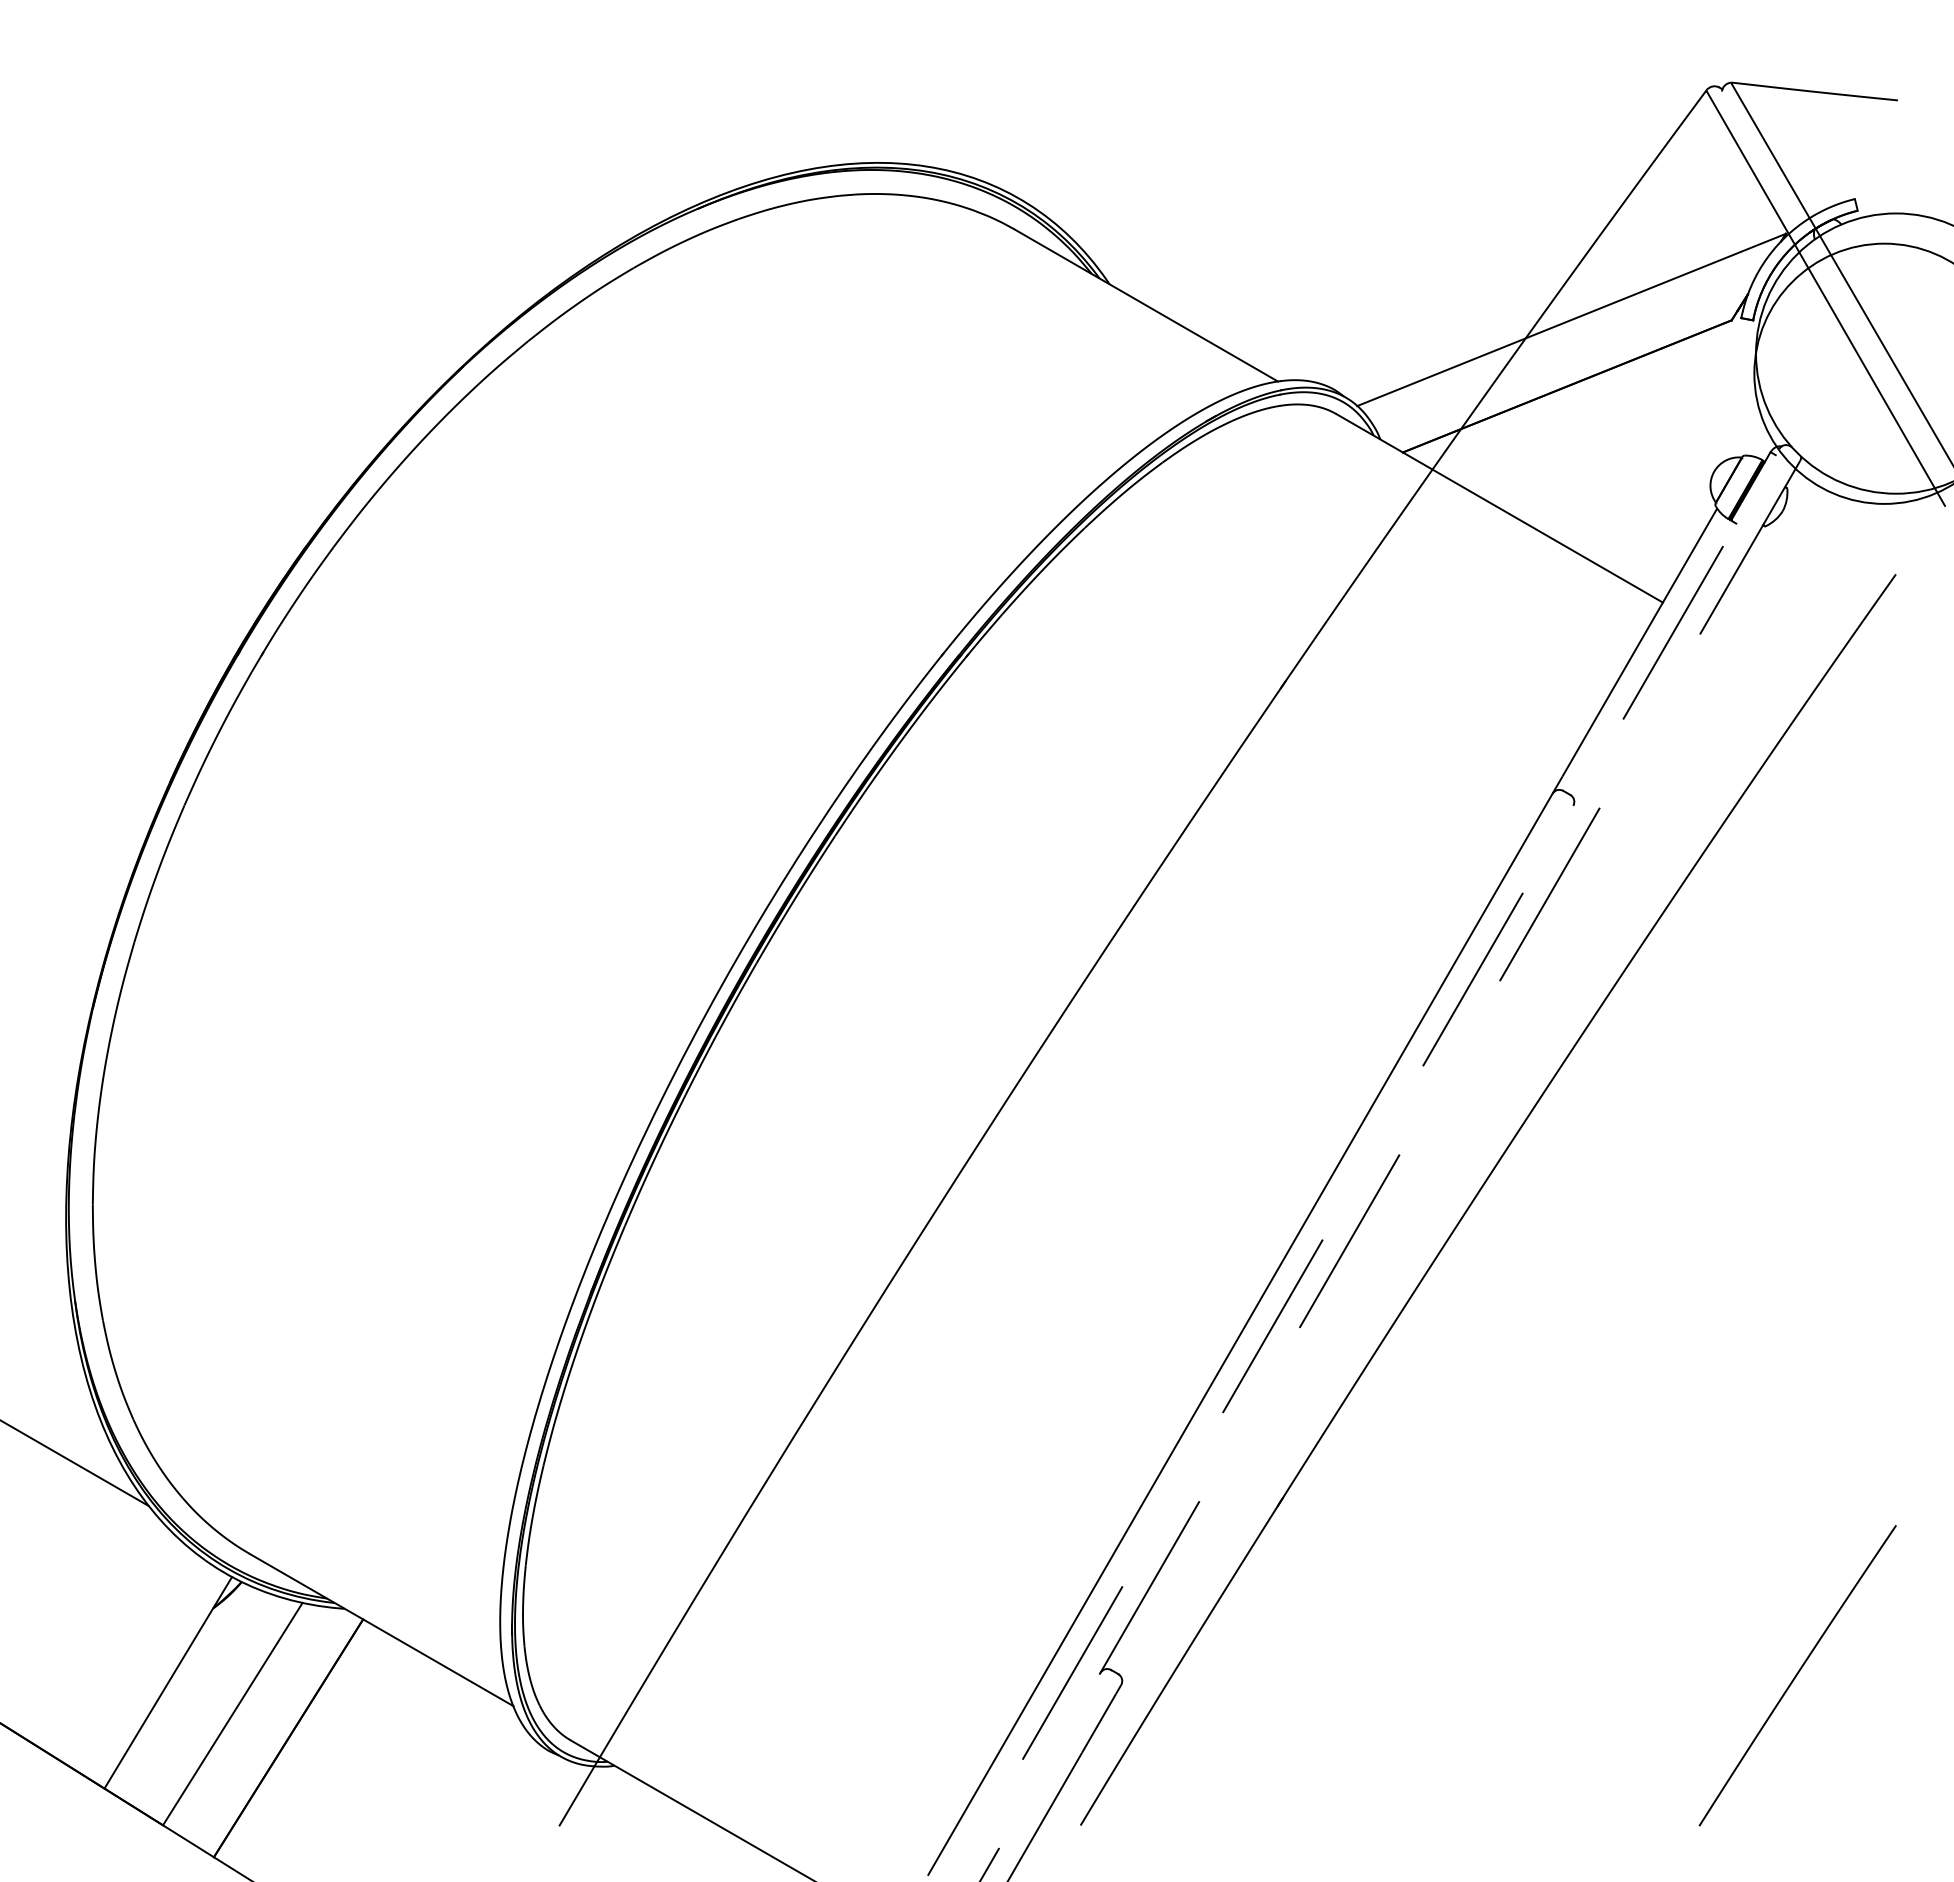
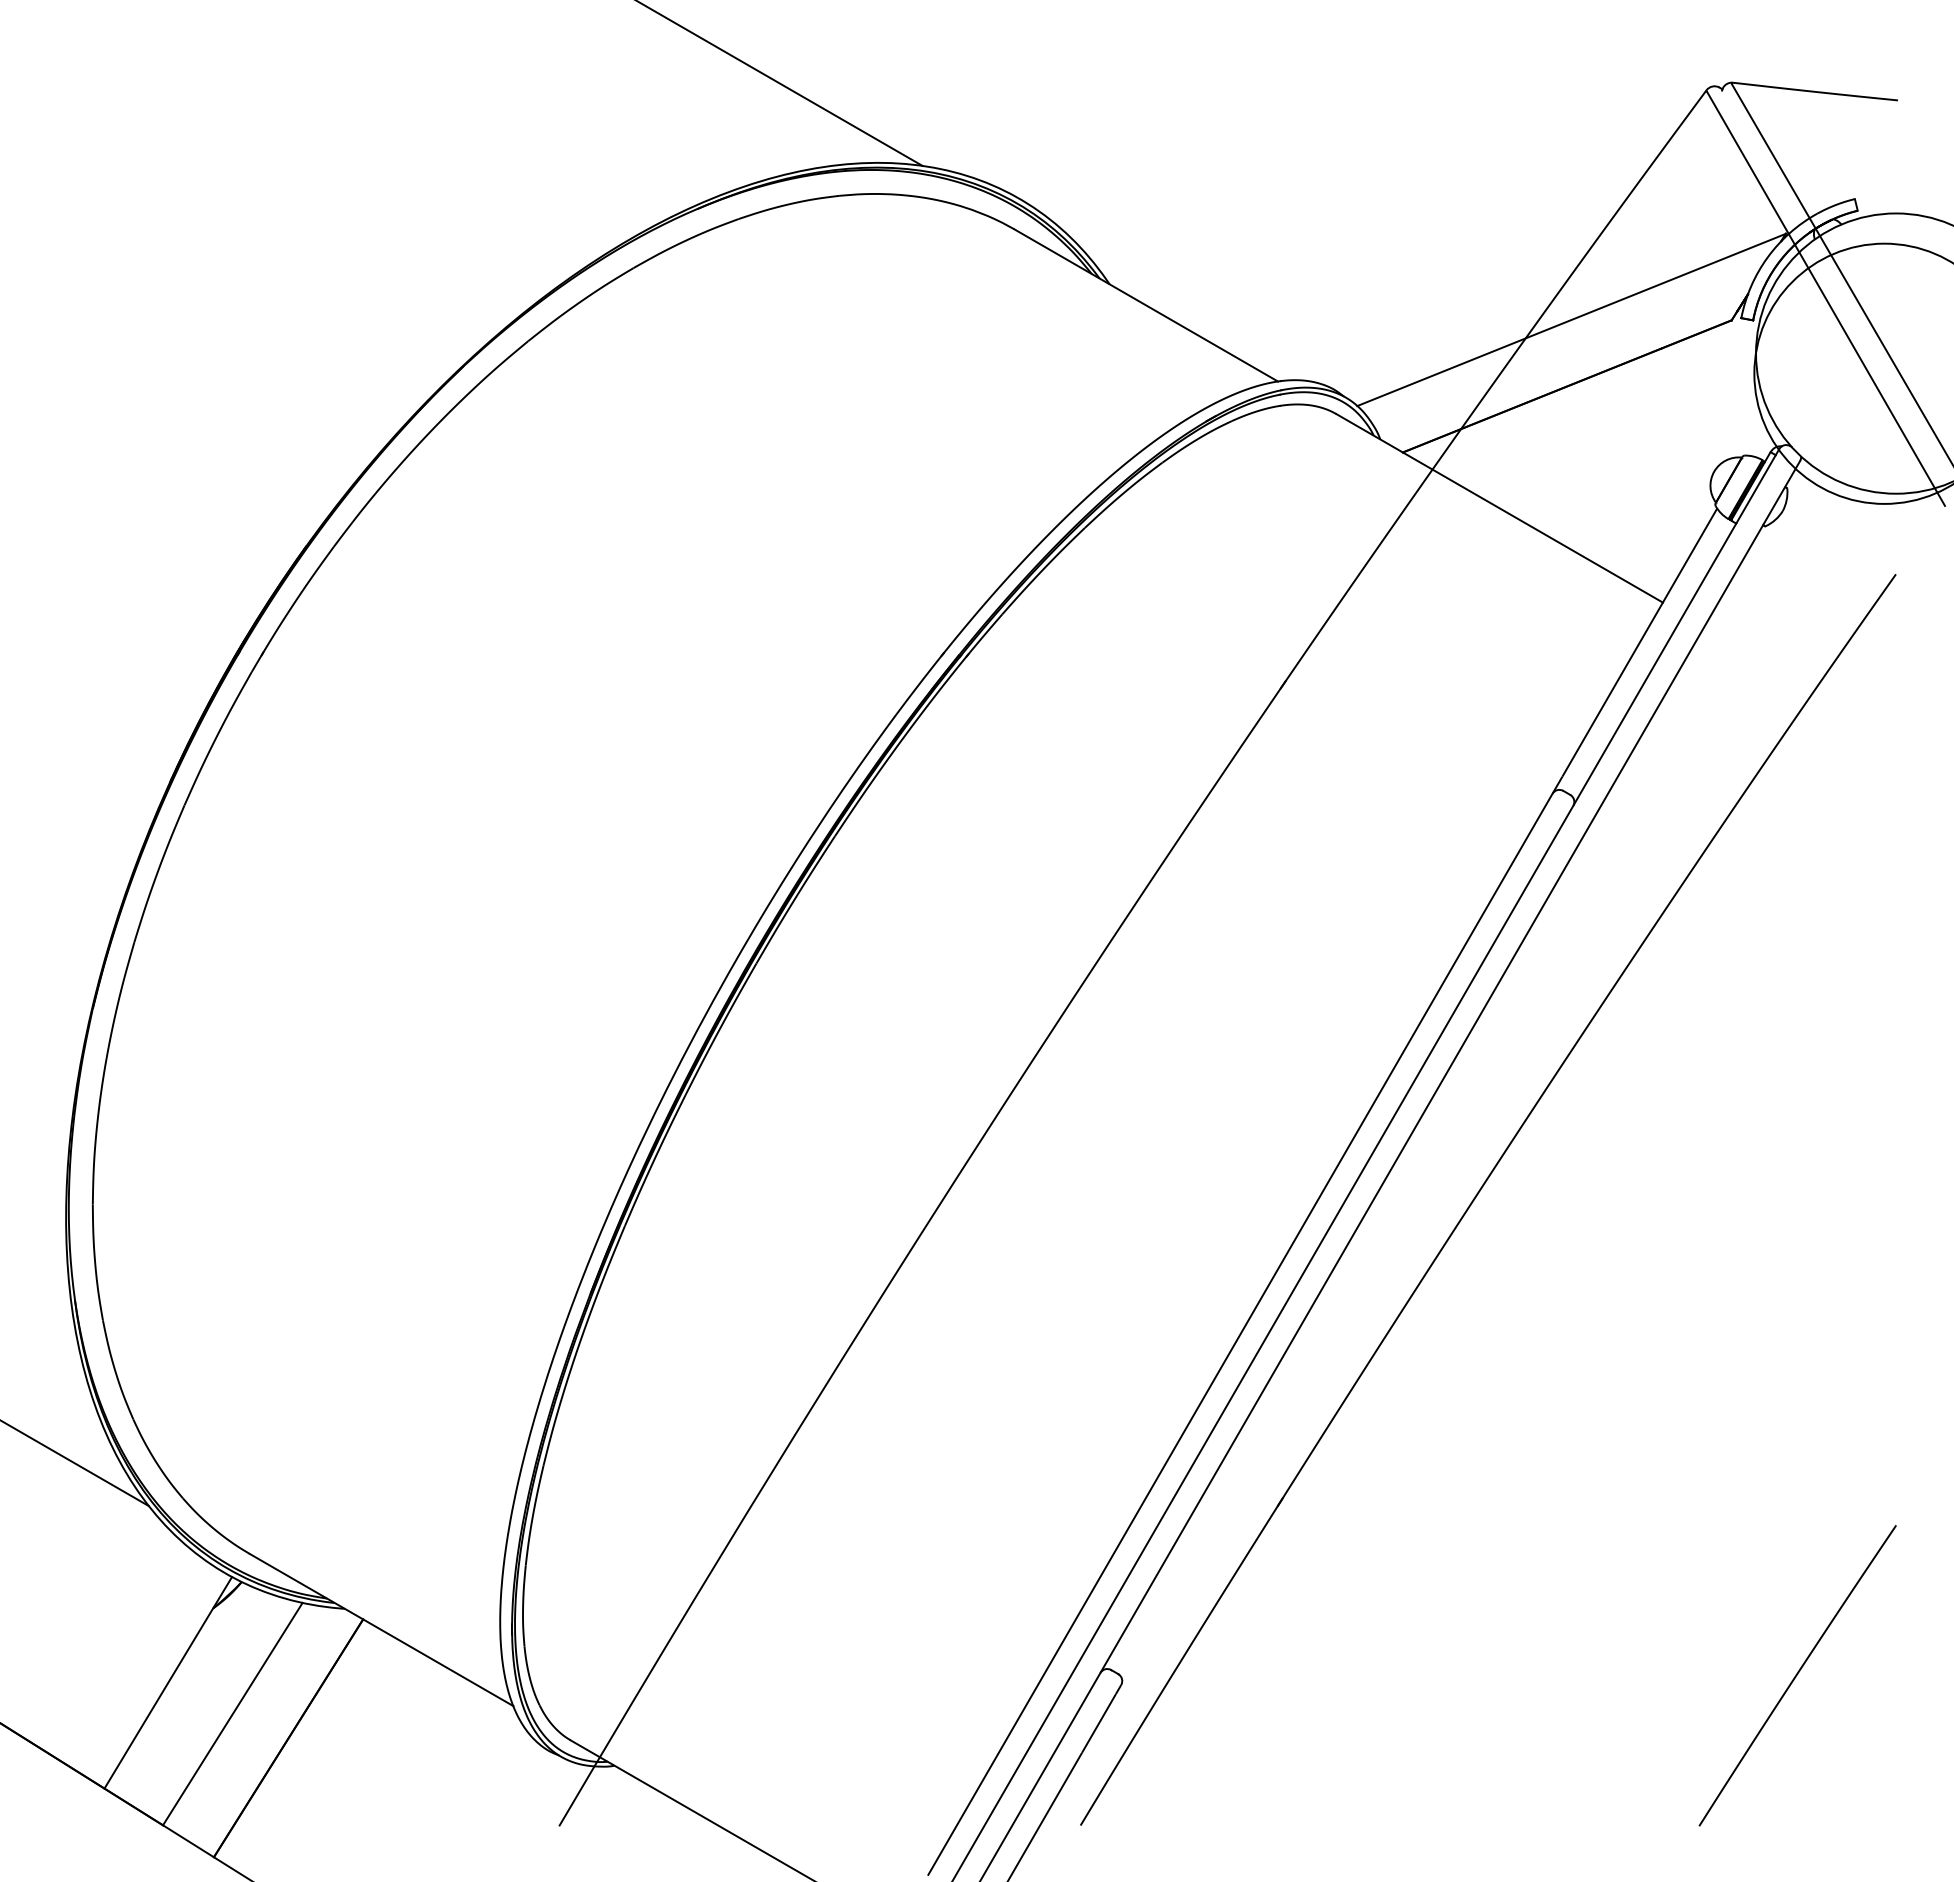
line: none -> present (780, 83)
line: dashed -> solid (1365, 1165)
line: dashed -> solid (1390, 1171)
